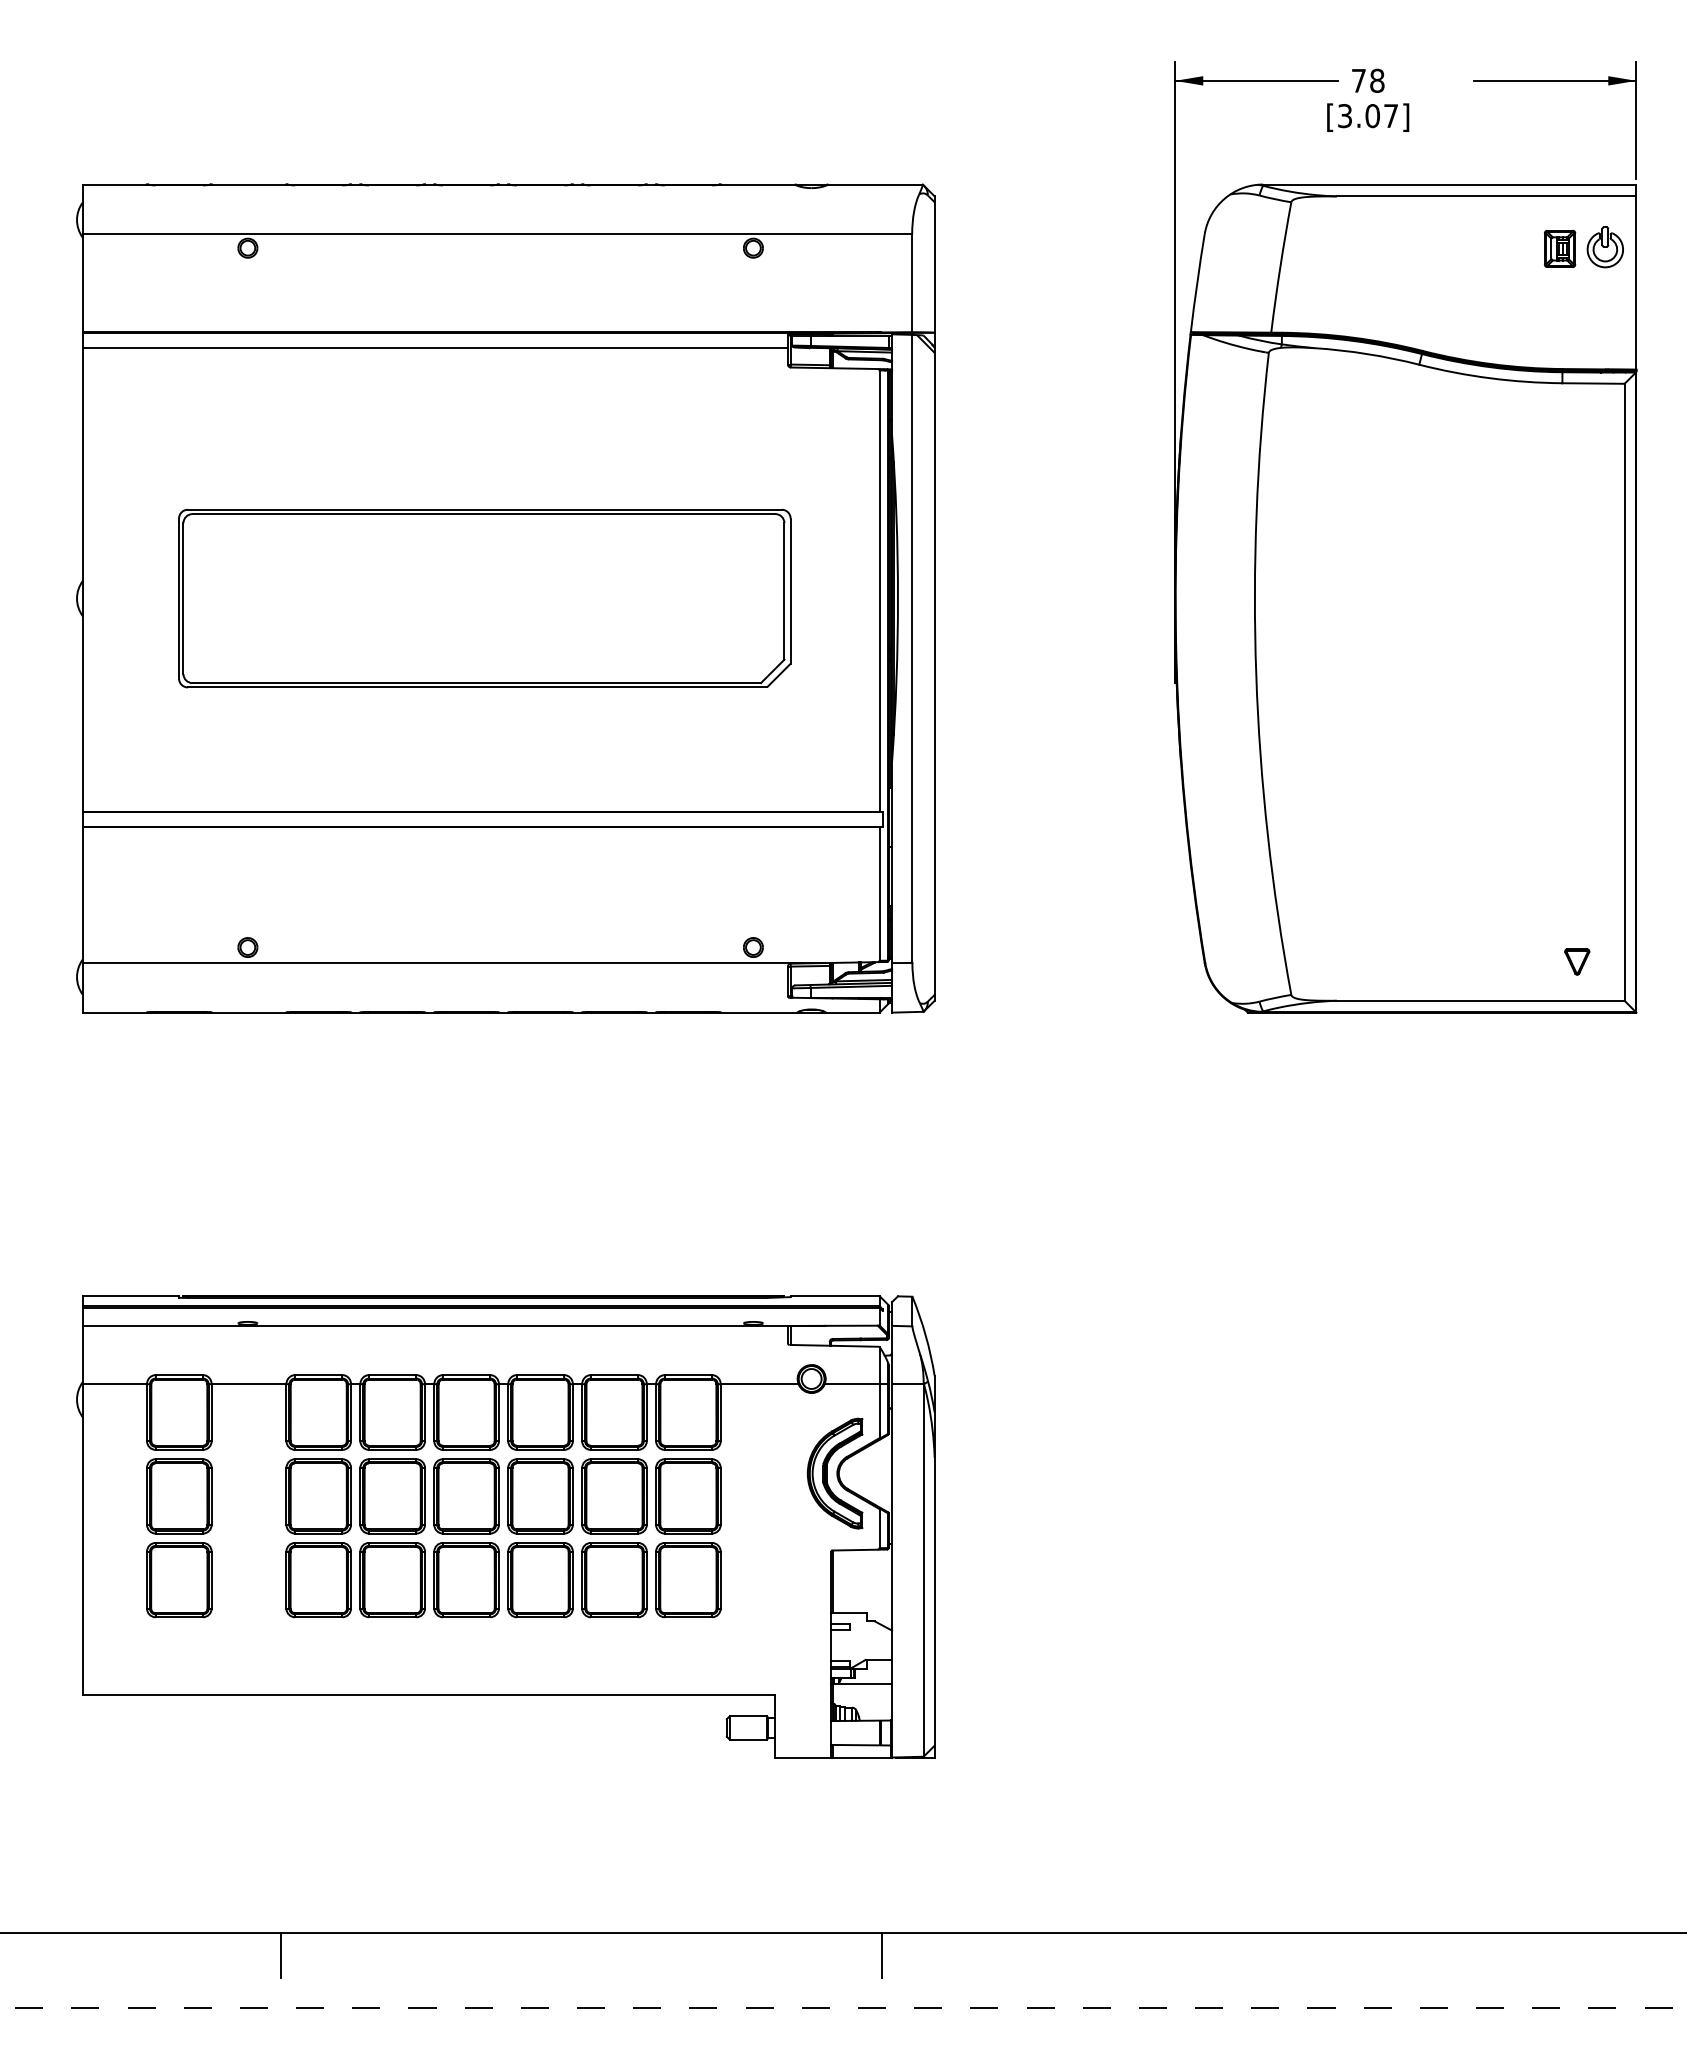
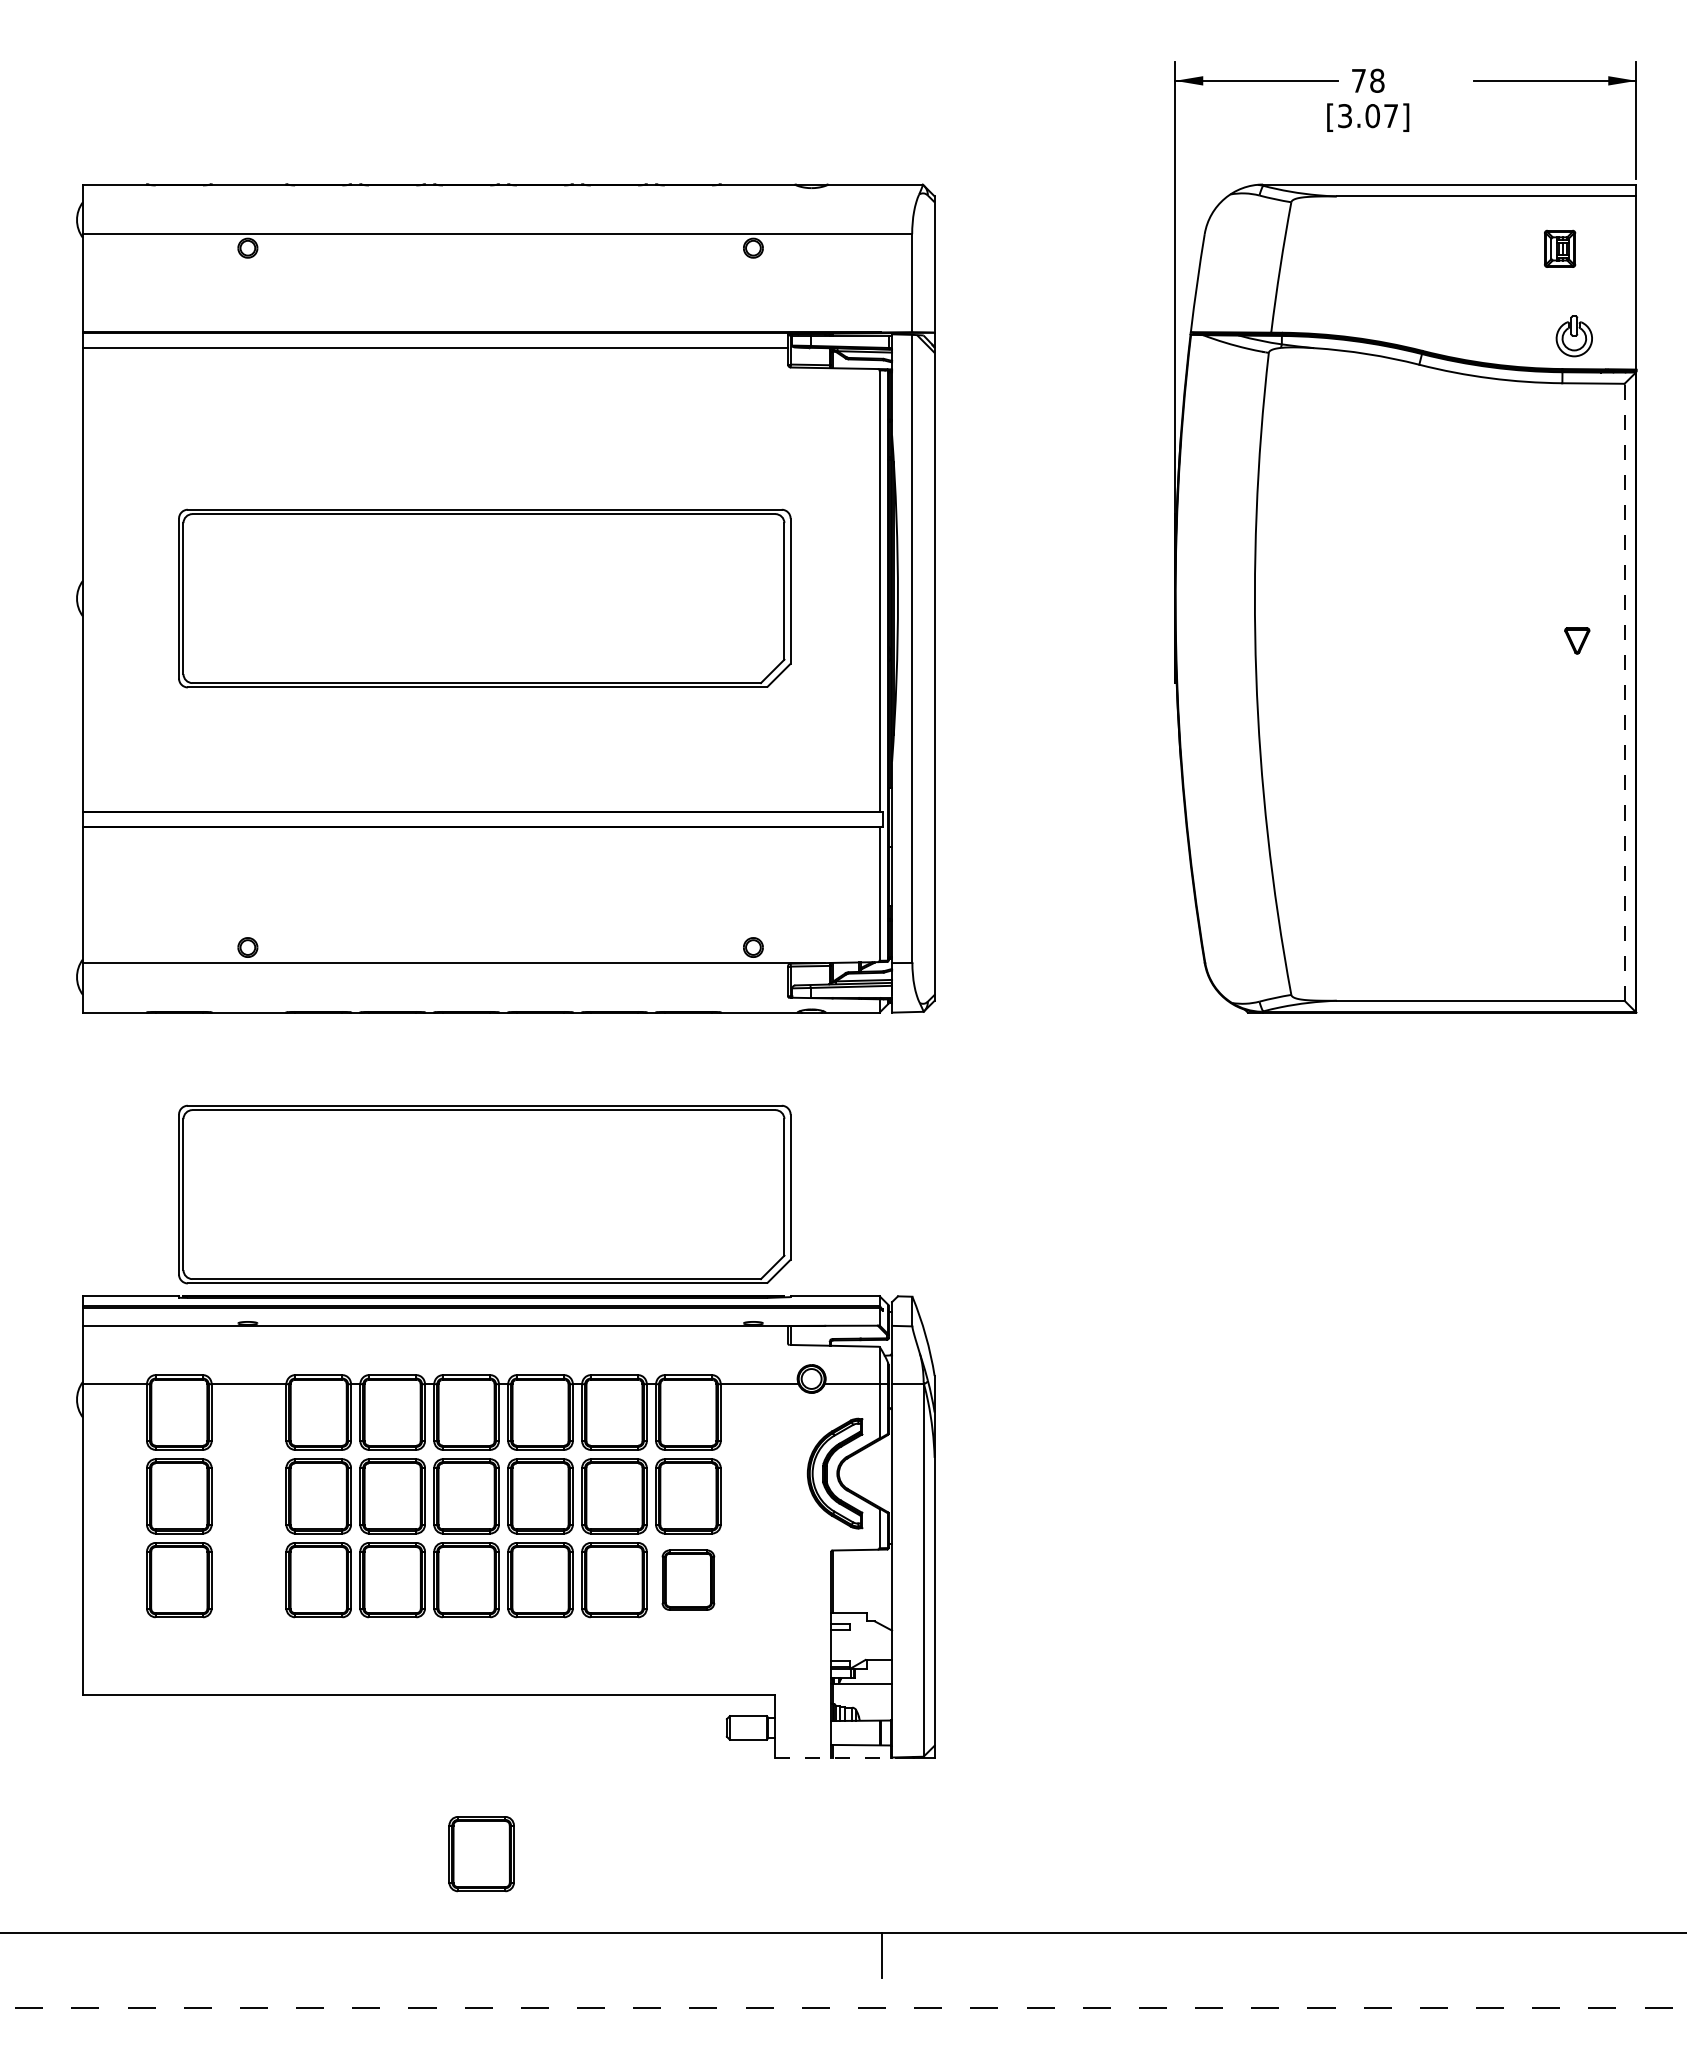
part position: (1604, 247) -> (1573, 336) (1573, 336)
line: solid -> dashed (1624, 691)
part position: (1577, 961) -> (1577, 640) (1577, 640)
part: none -> present (484, 1194)
part size: 67x77 px -> 55x62 px (688, 1579)
line: solid -> dashed (833, 1757)
part: none -> present (481, 1854)
line: present -> none (280, 1954)
